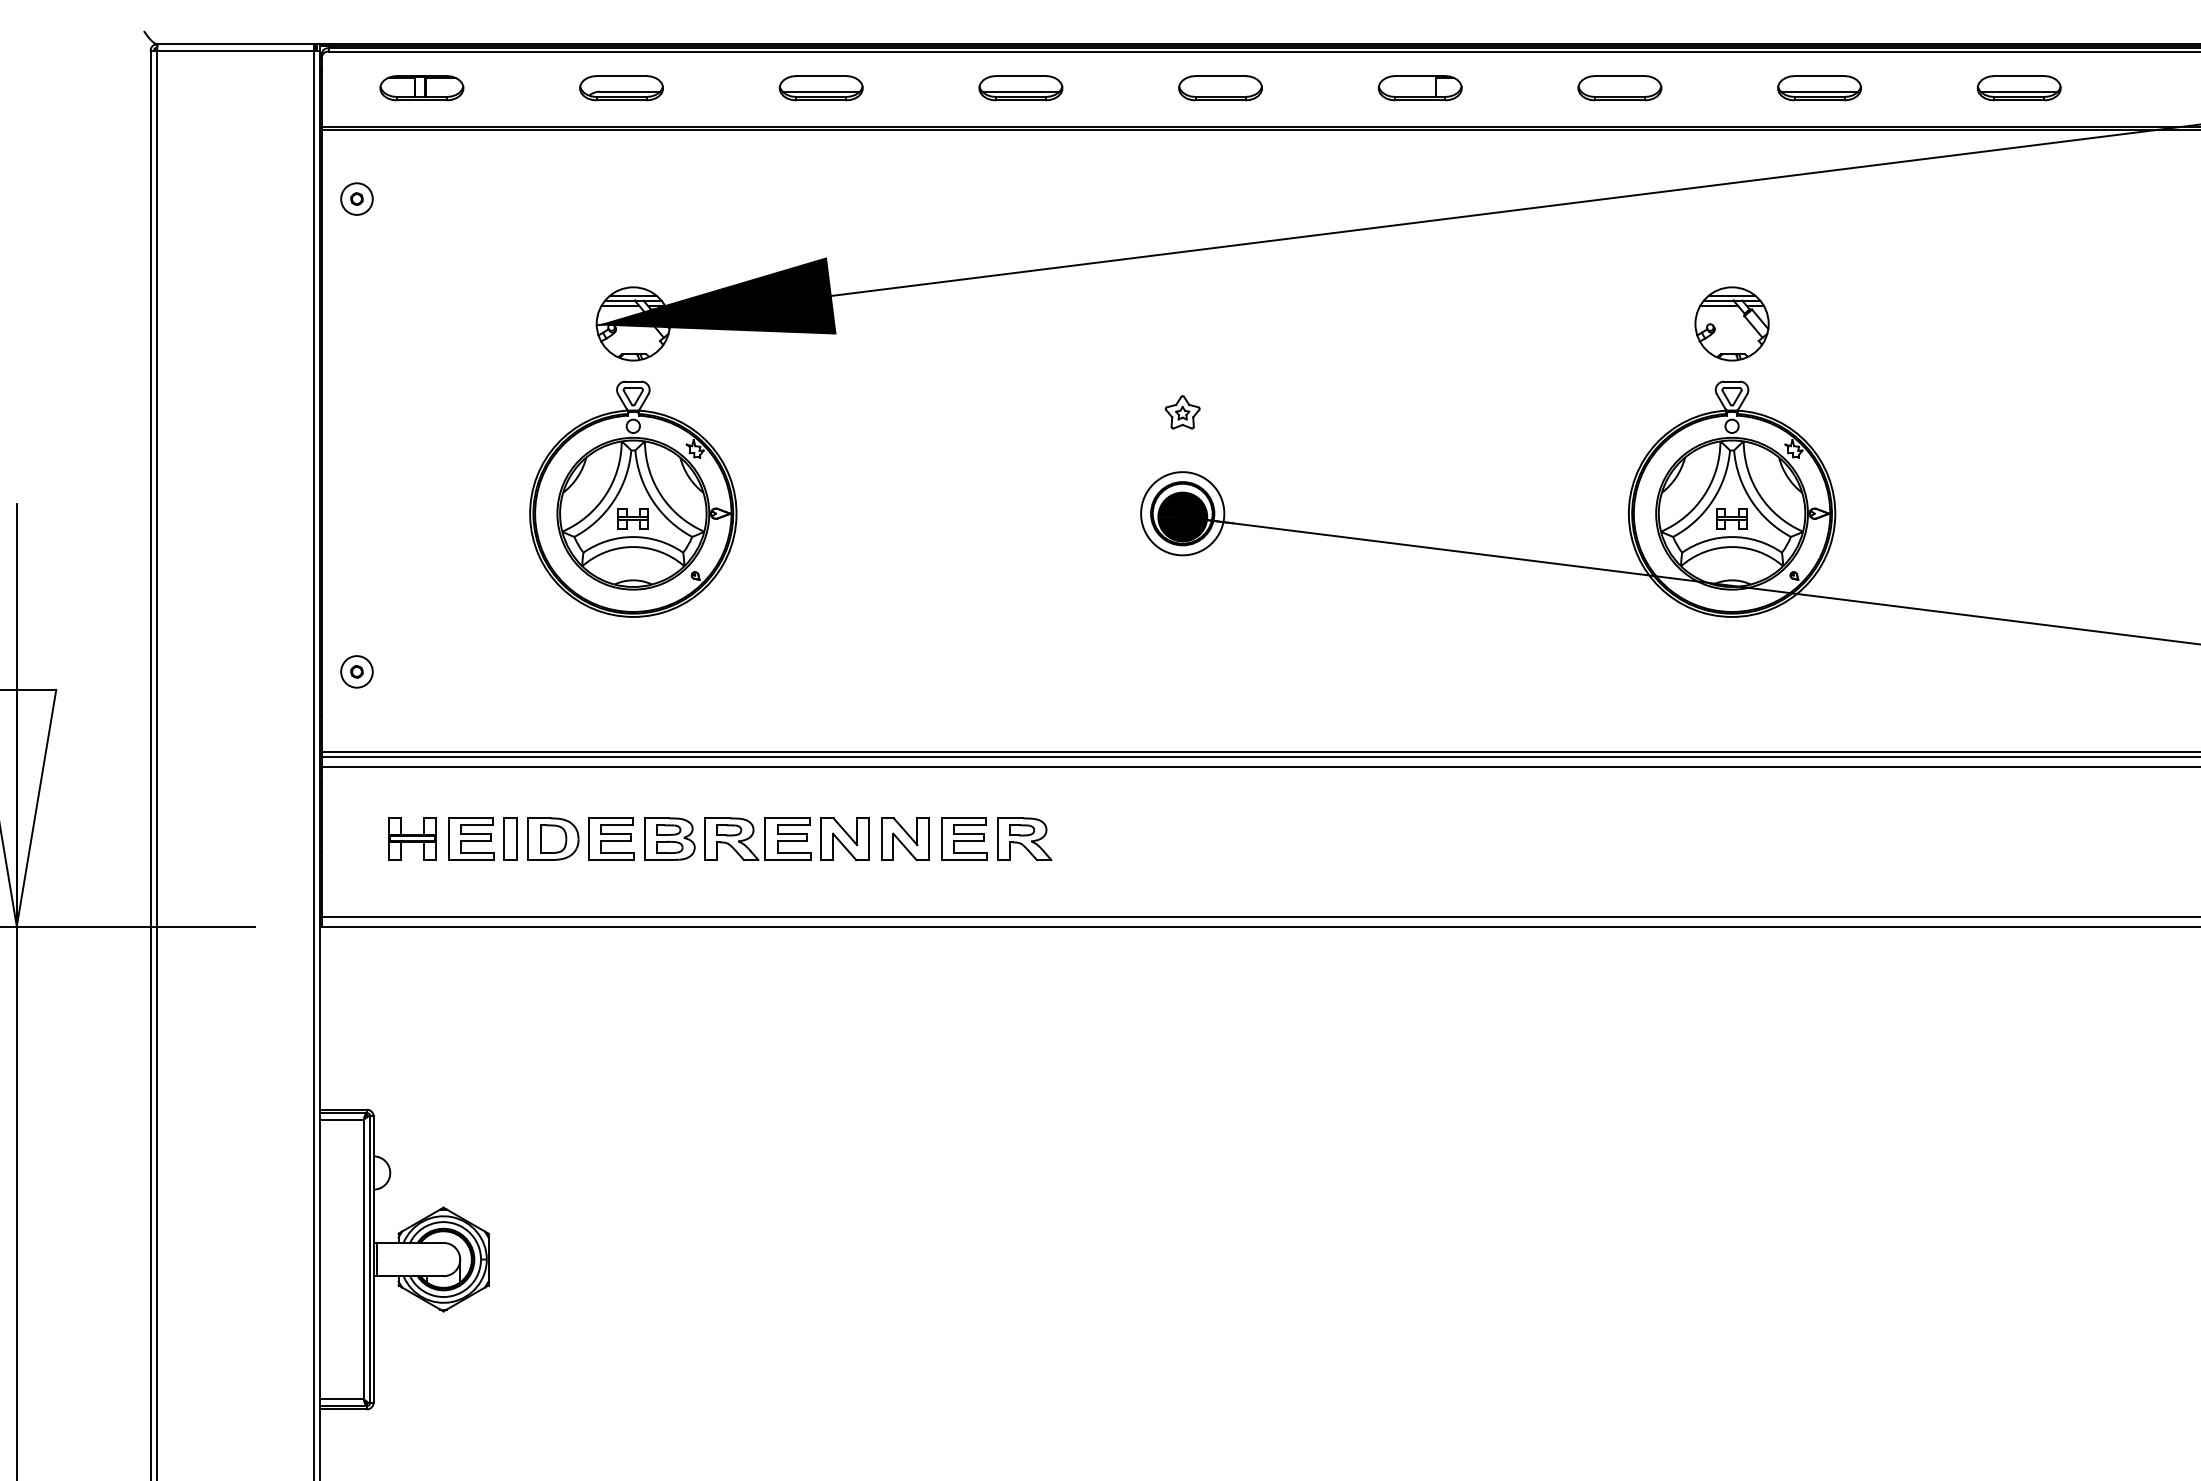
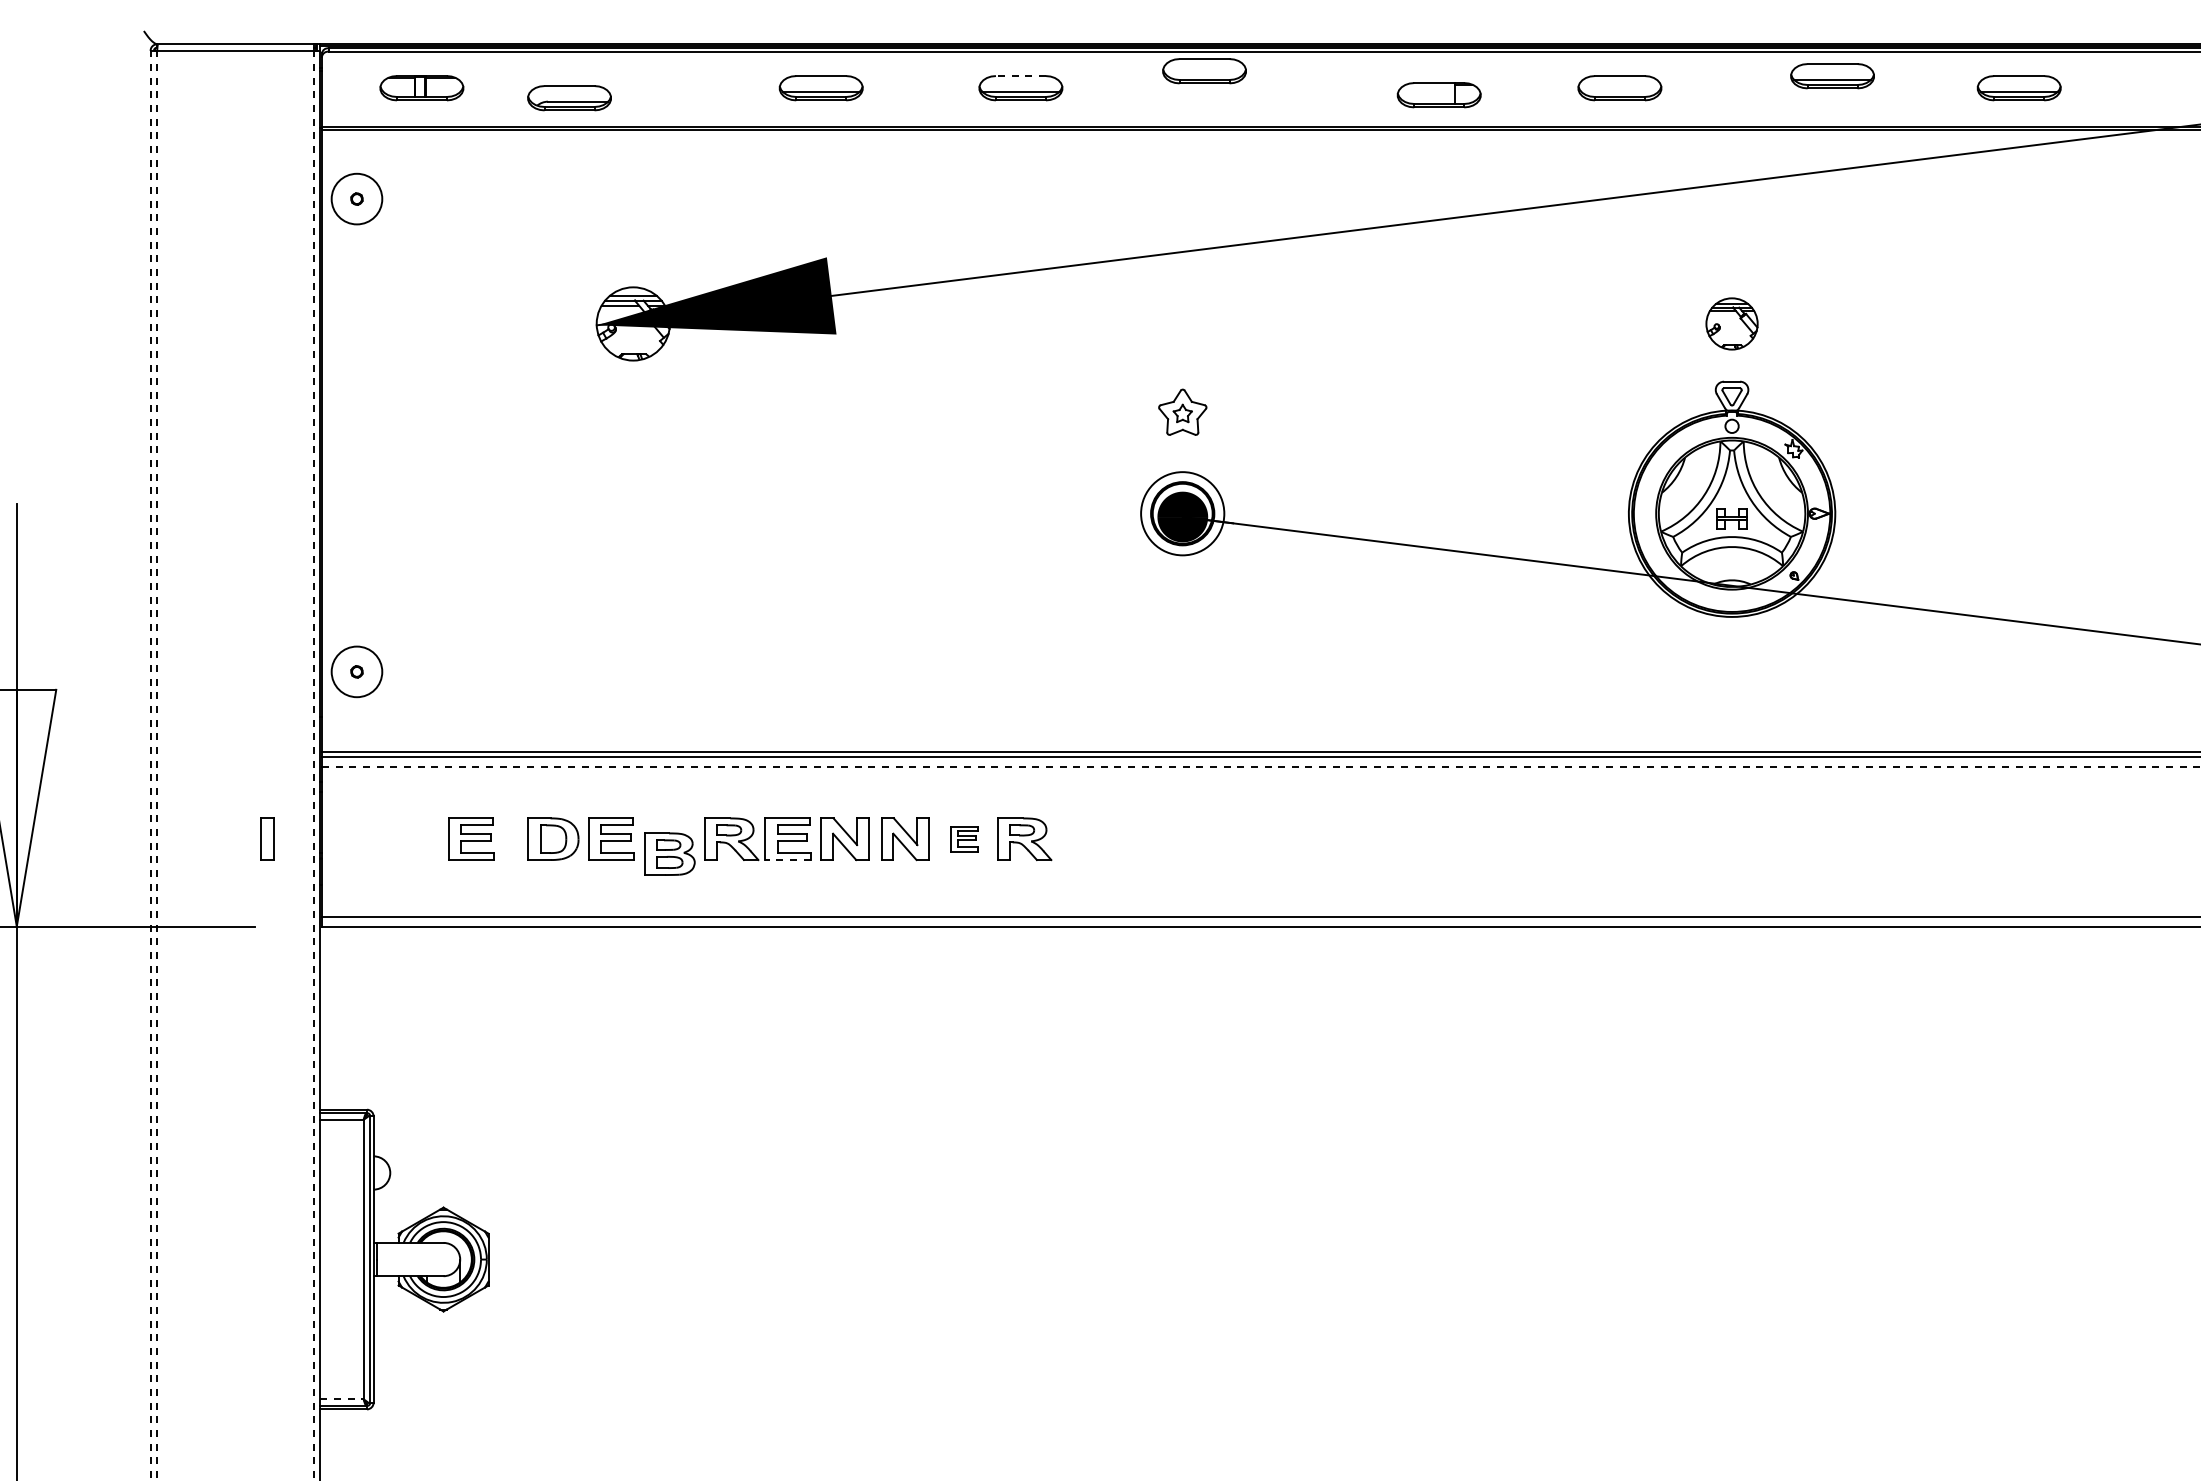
line: solid -> dashed (1020, 76)
part position: (621, 88) -> (569, 98) (569, 98)
part position: (1220, 88) -> (1204, 71) (1204, 71)
part position: (1419, 88) -> (1438, 95) (1438, 95)
part position: (1819, 88) -> (1832, 76) (1832, 76)
circle diameter: 32 px -> 51 px (356, 198)
part size: 76x76 px -> 54x54 px (1731, 323)
part size: 37x35 px -> 50x48 px (1182, 411)
part: present -> none (633, 498)
circle diameter: 32 px -> 51 px (356, 671)
line: solid -> dashed (150, 765)
line: solid -> dashed (157, 765)
line: solid -> dashed (313, 765)
line: solid -> dashed (1261, 766)
part: present -> none (412, 838)
part position: (510, 838) -> (267, 838) (267, 838)
part position: (669, 838) -> (669, 853) (669, 853)
part size: 47x44 px -> 29x27 px (964, 839)
line: solid -> dashed (788, 860)
line: solid -> dashed (342, 1399)
